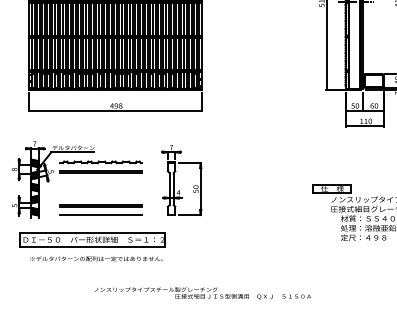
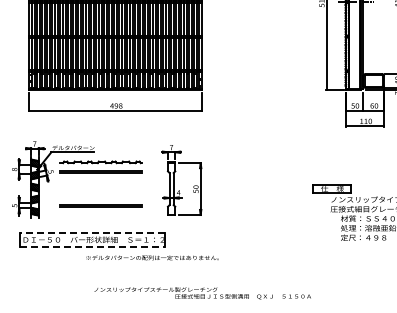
line: present -> none (100, 215)
line: solid -> dashed (92, 232)
line: solid -> dashed (92, 246)
text position: (96, 258) -> (152, 257) (152, 257)
